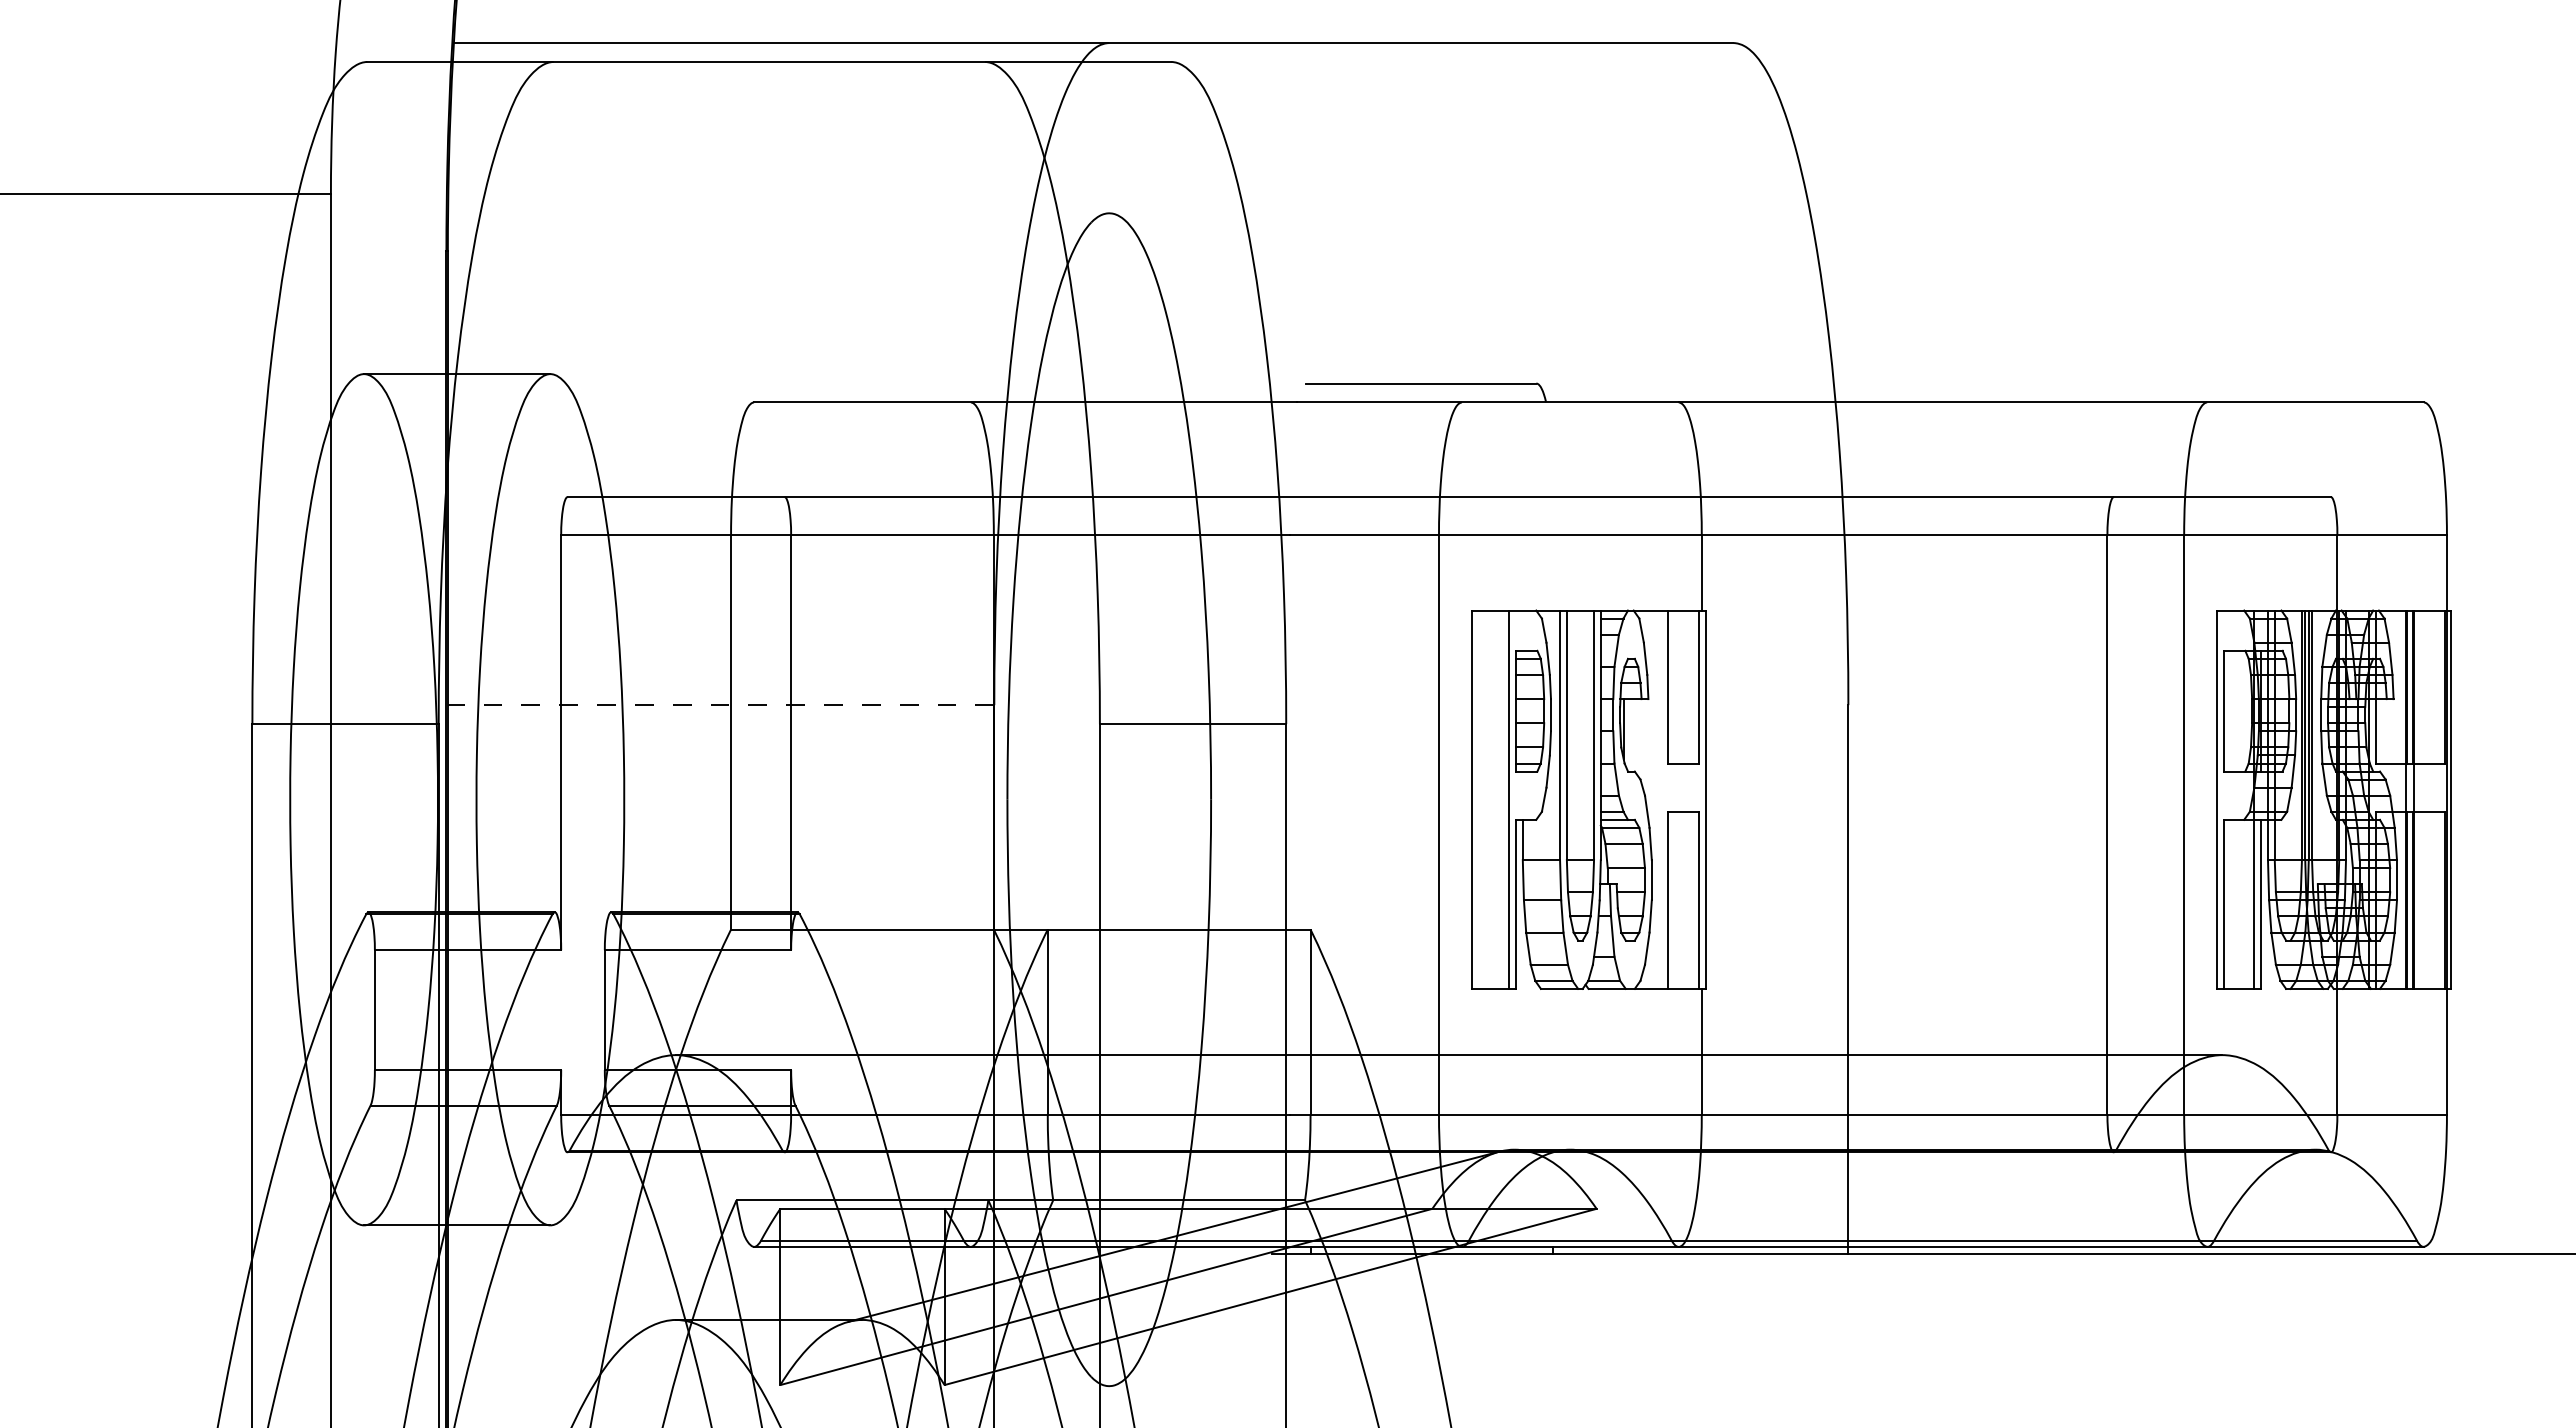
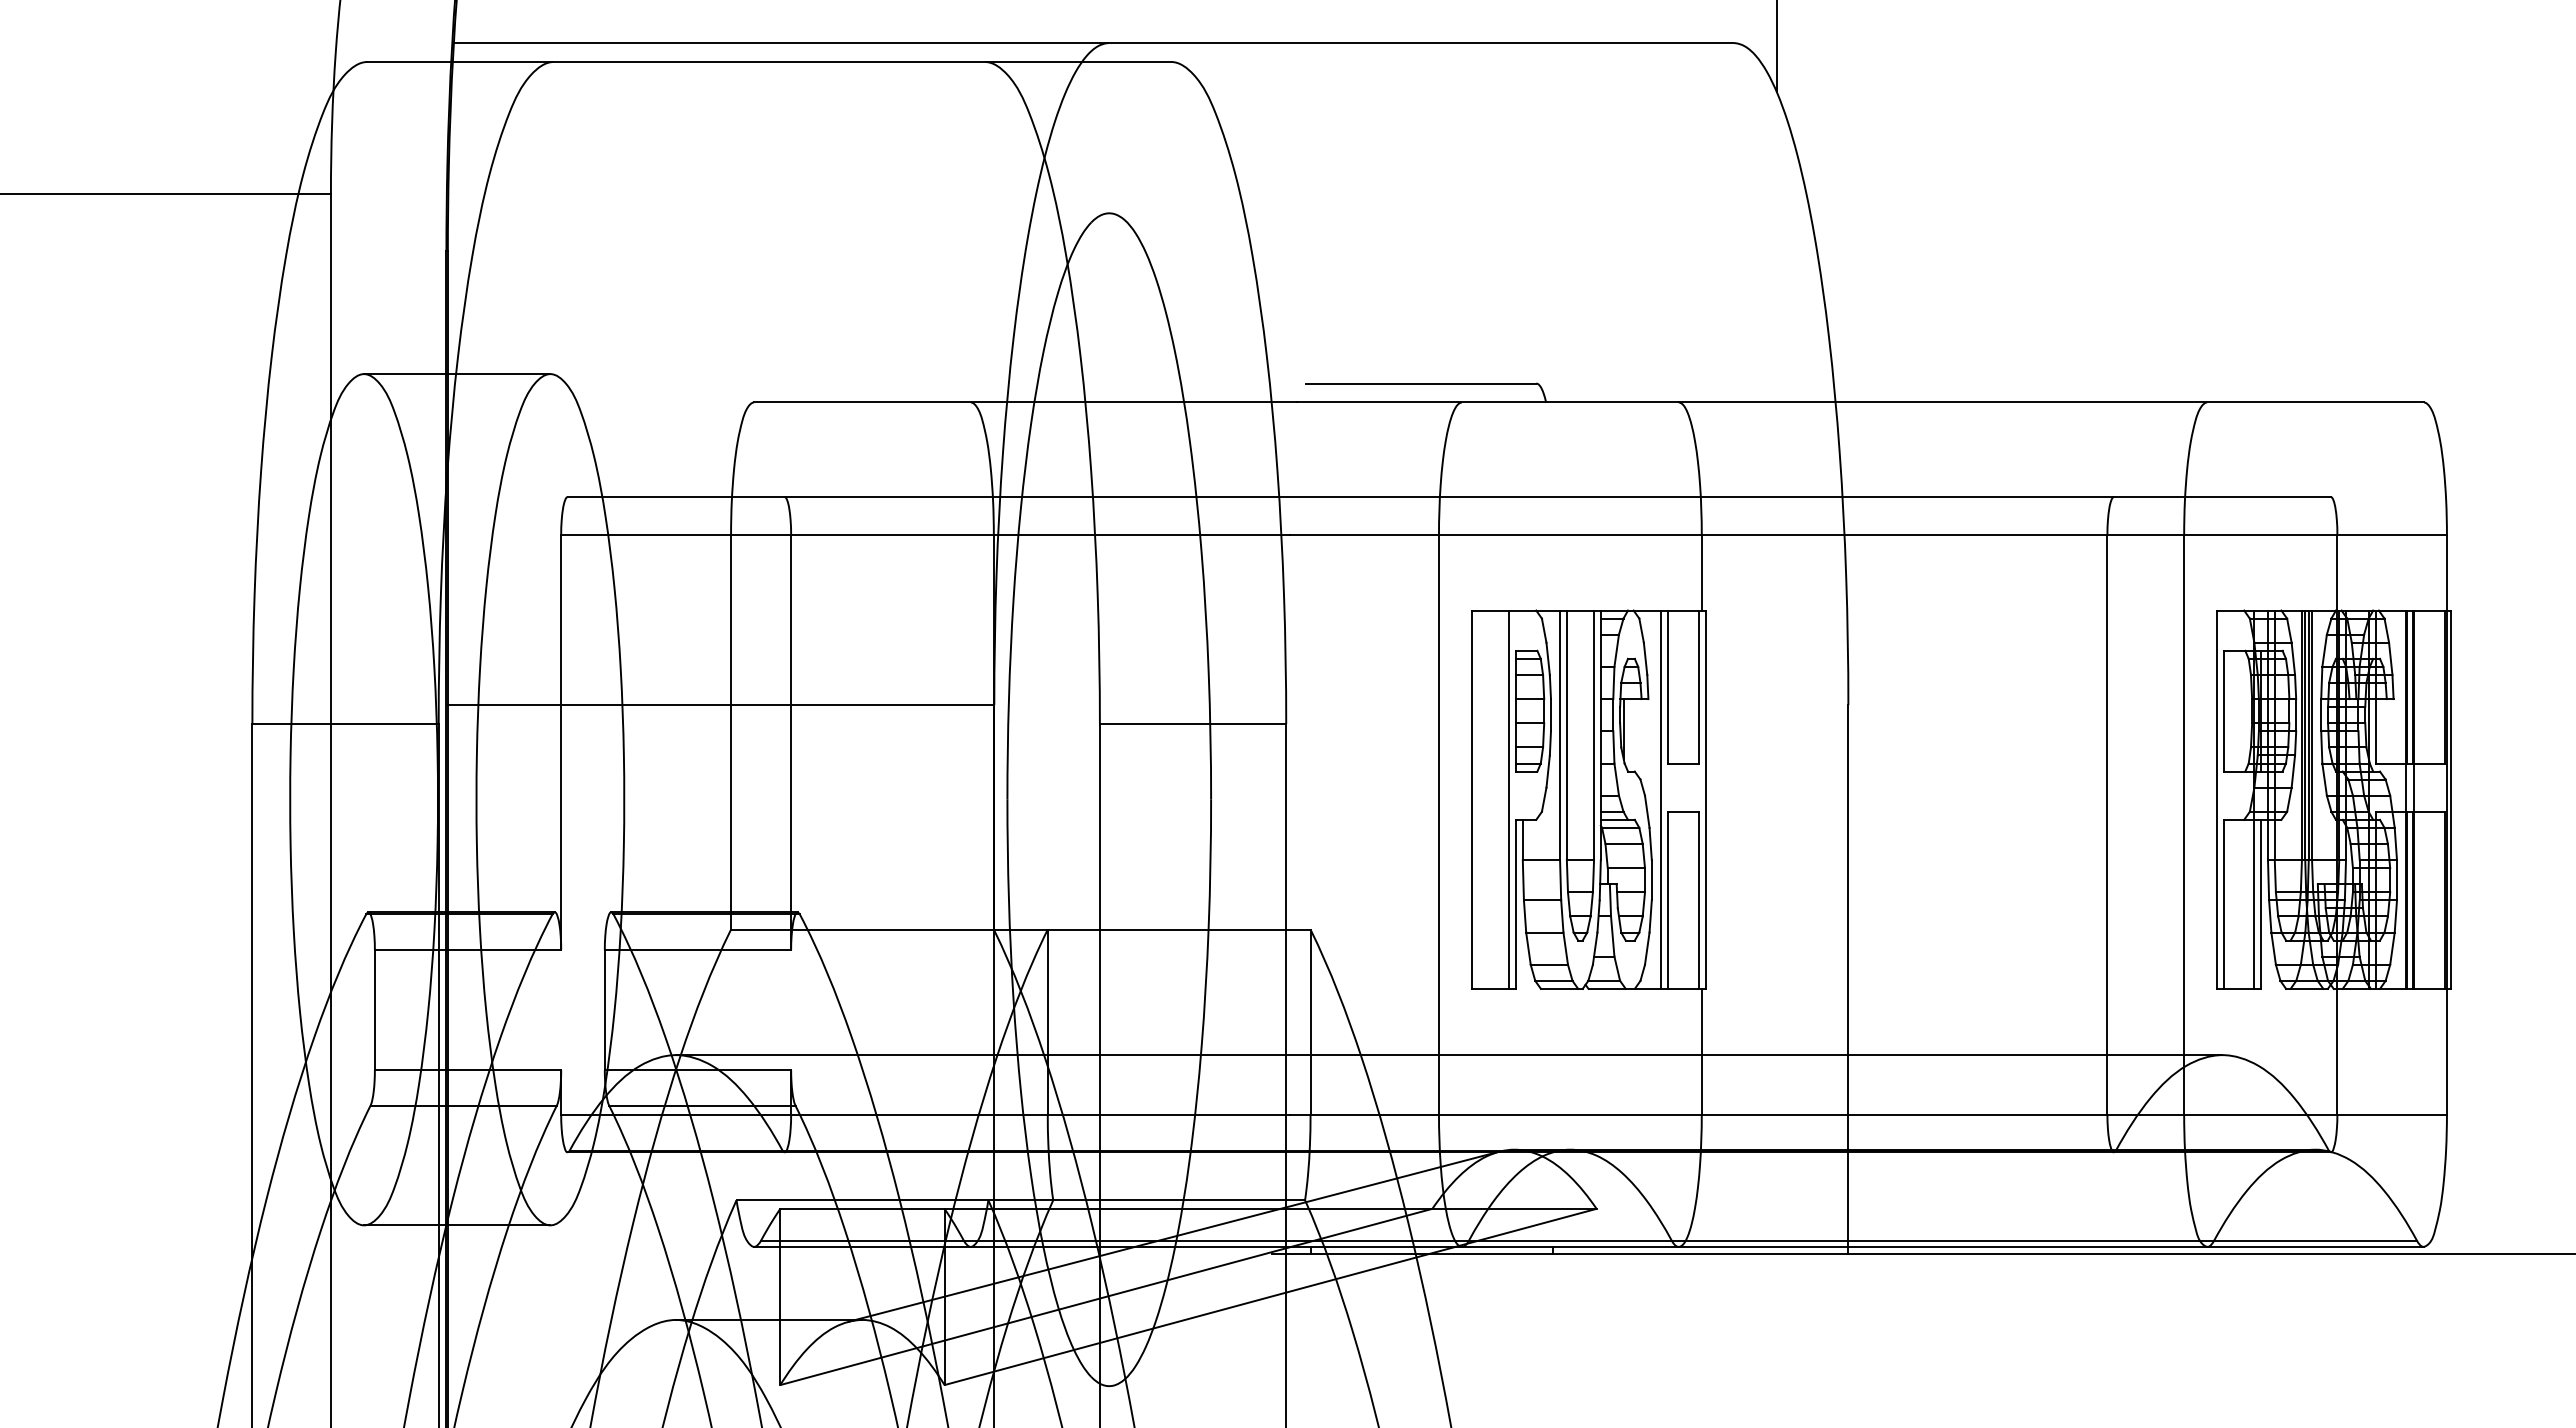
line: none -> present (1776, 47)
line: dashed -> solid (720, 705)
line: none -> present (1660, 799)
